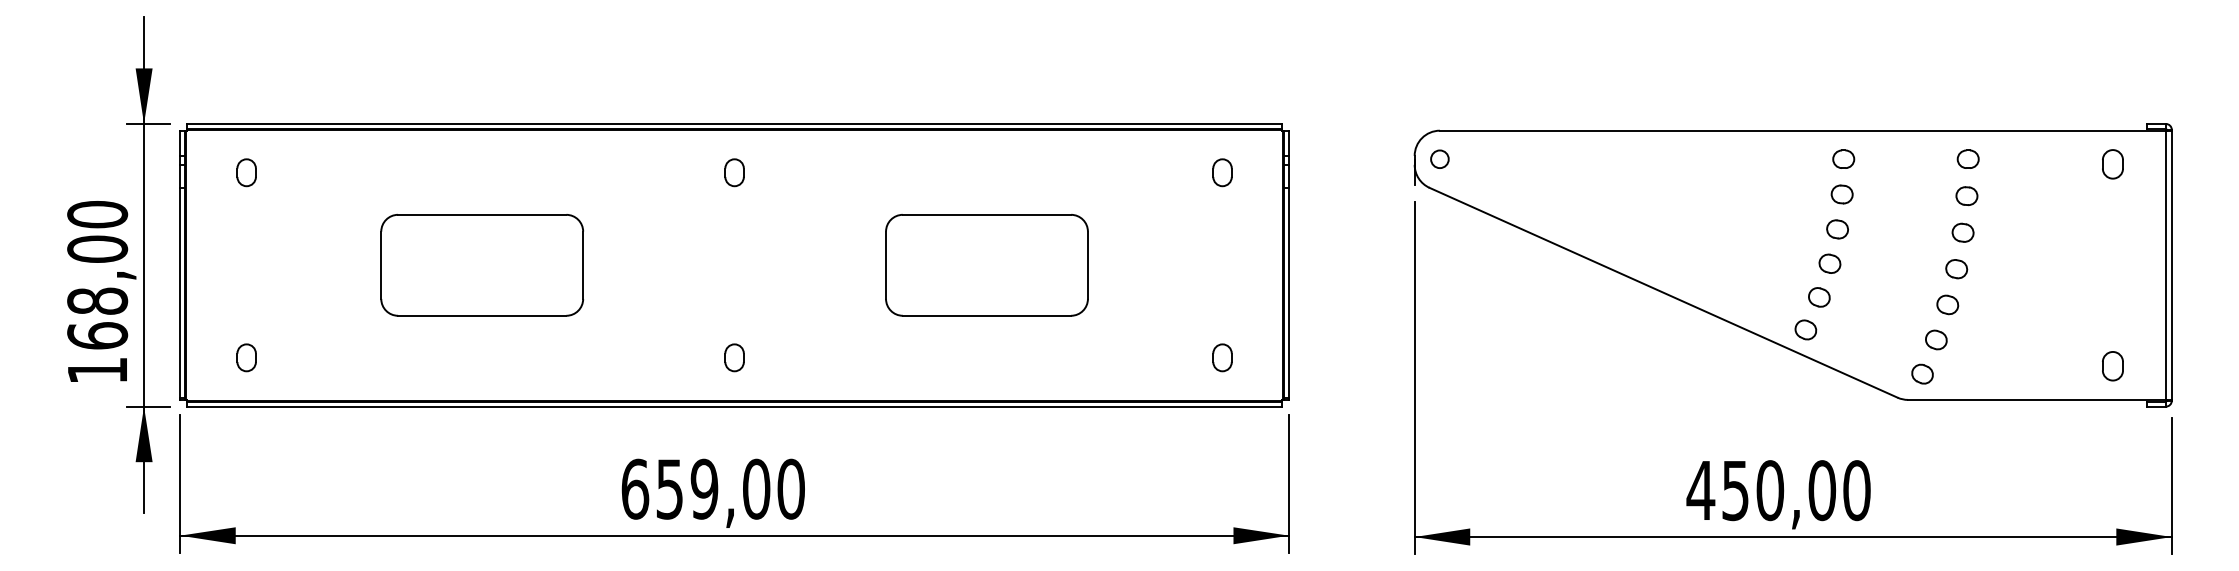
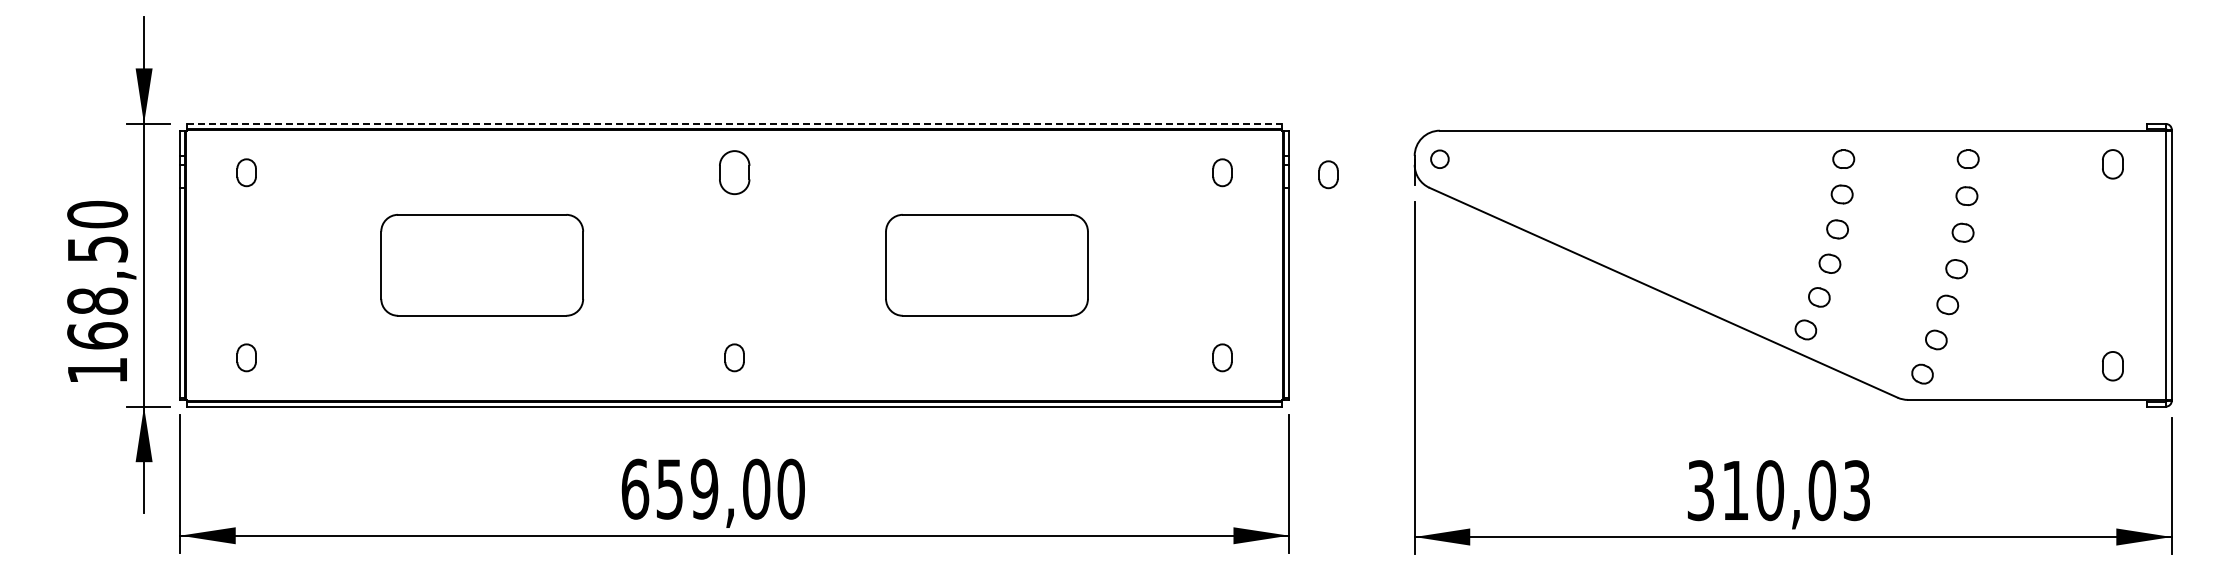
line: solid -> dashed (734, 123)
part size: 21x30 px -> 32x46 px (734, 172)
part: none -> present (1328, 174)
text: 168,00 -> 168,50 (97, 248)
text: 450,00 -> 310,03 (1778, 490)
